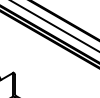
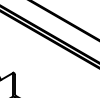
line: present -> none (54, 26)
